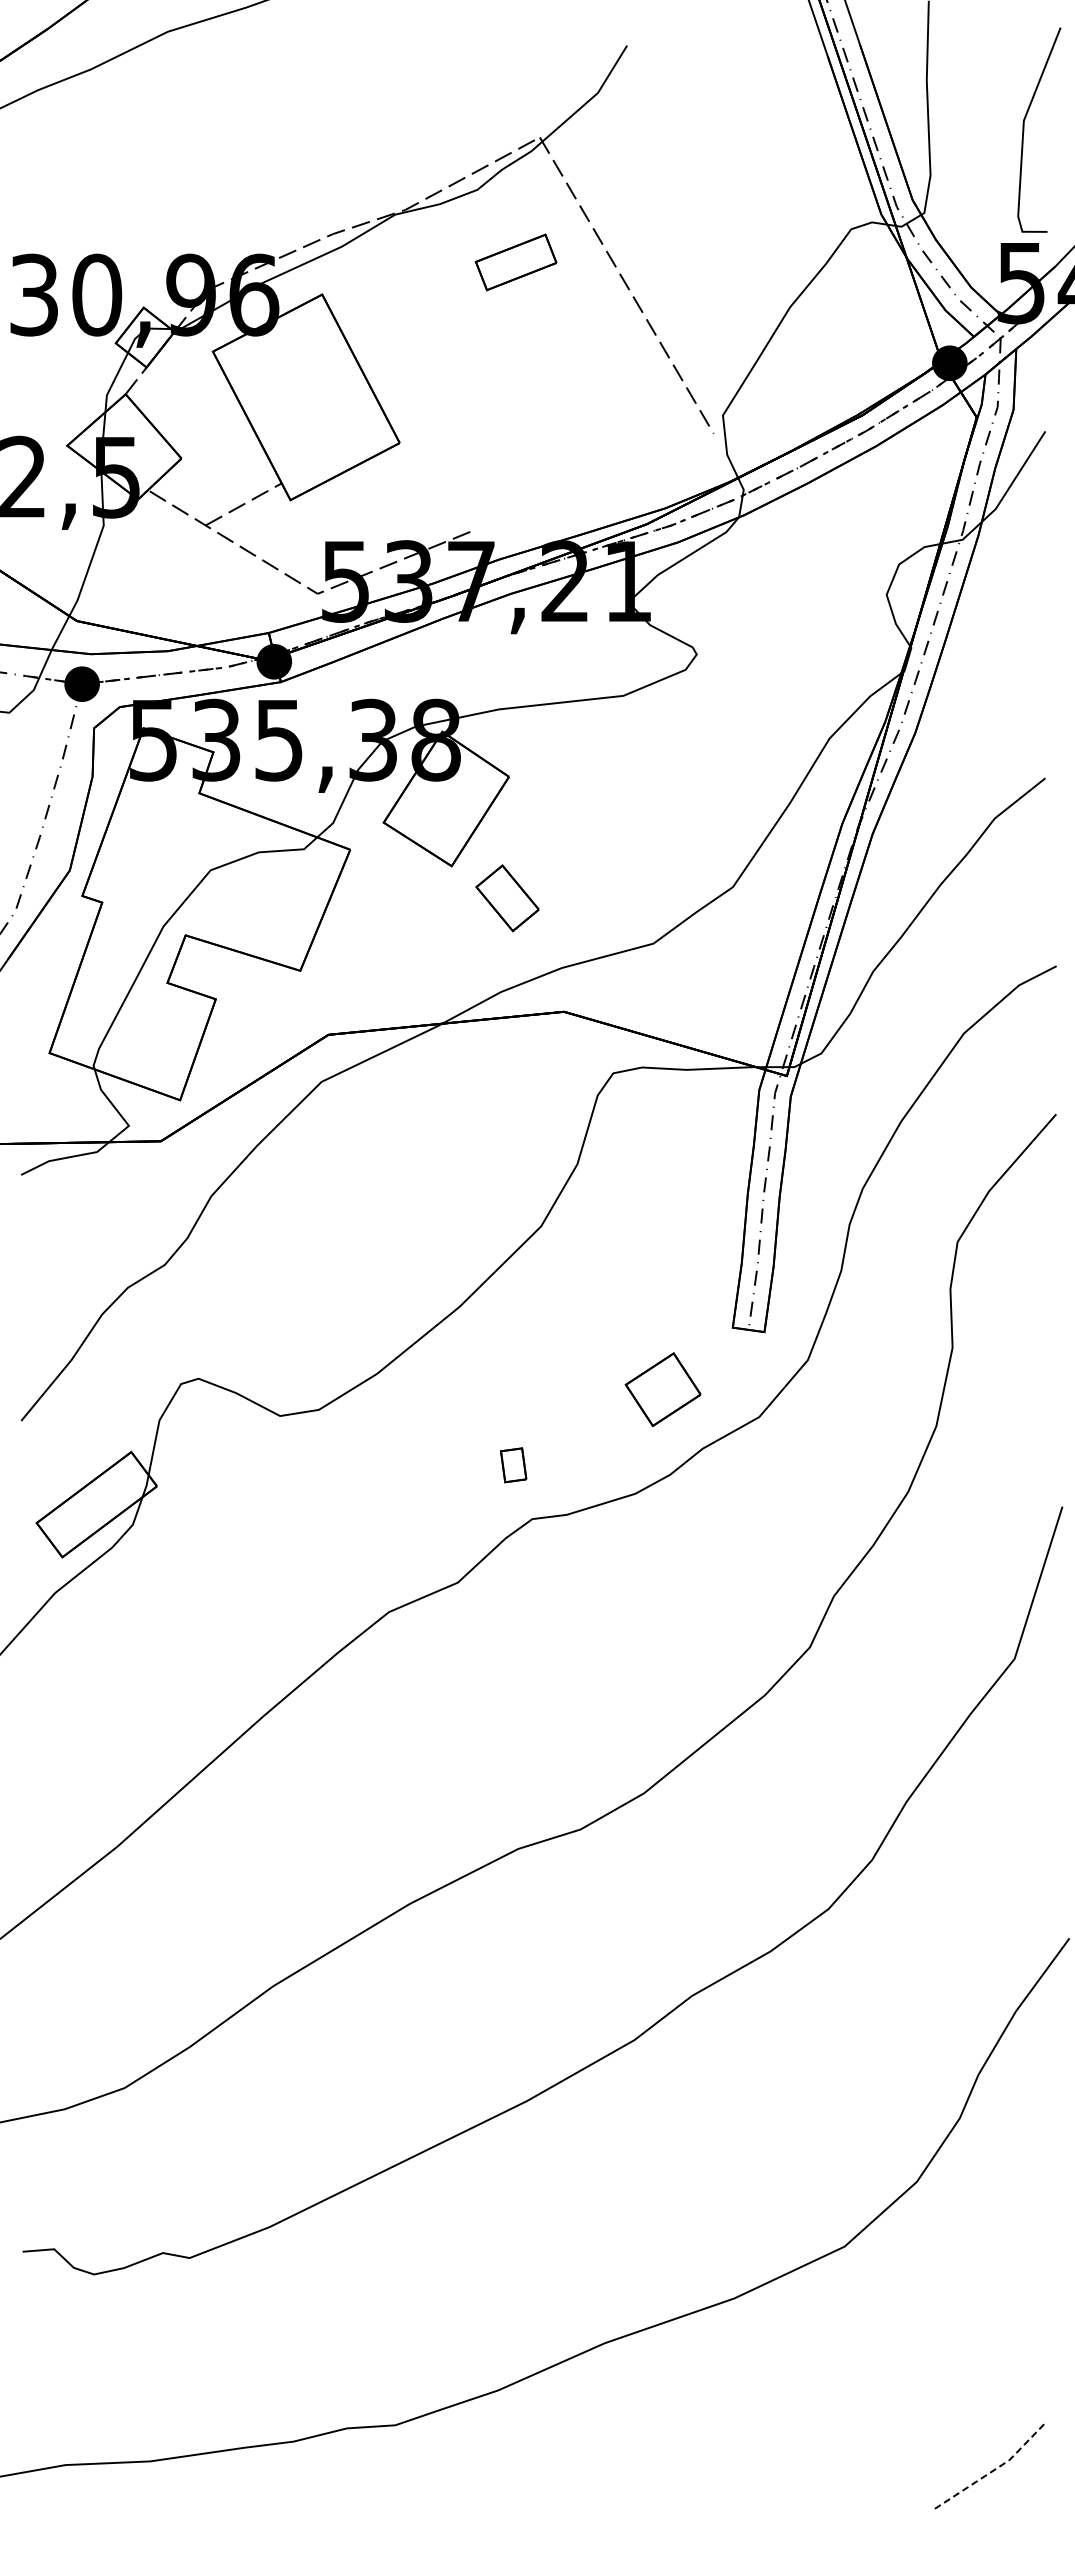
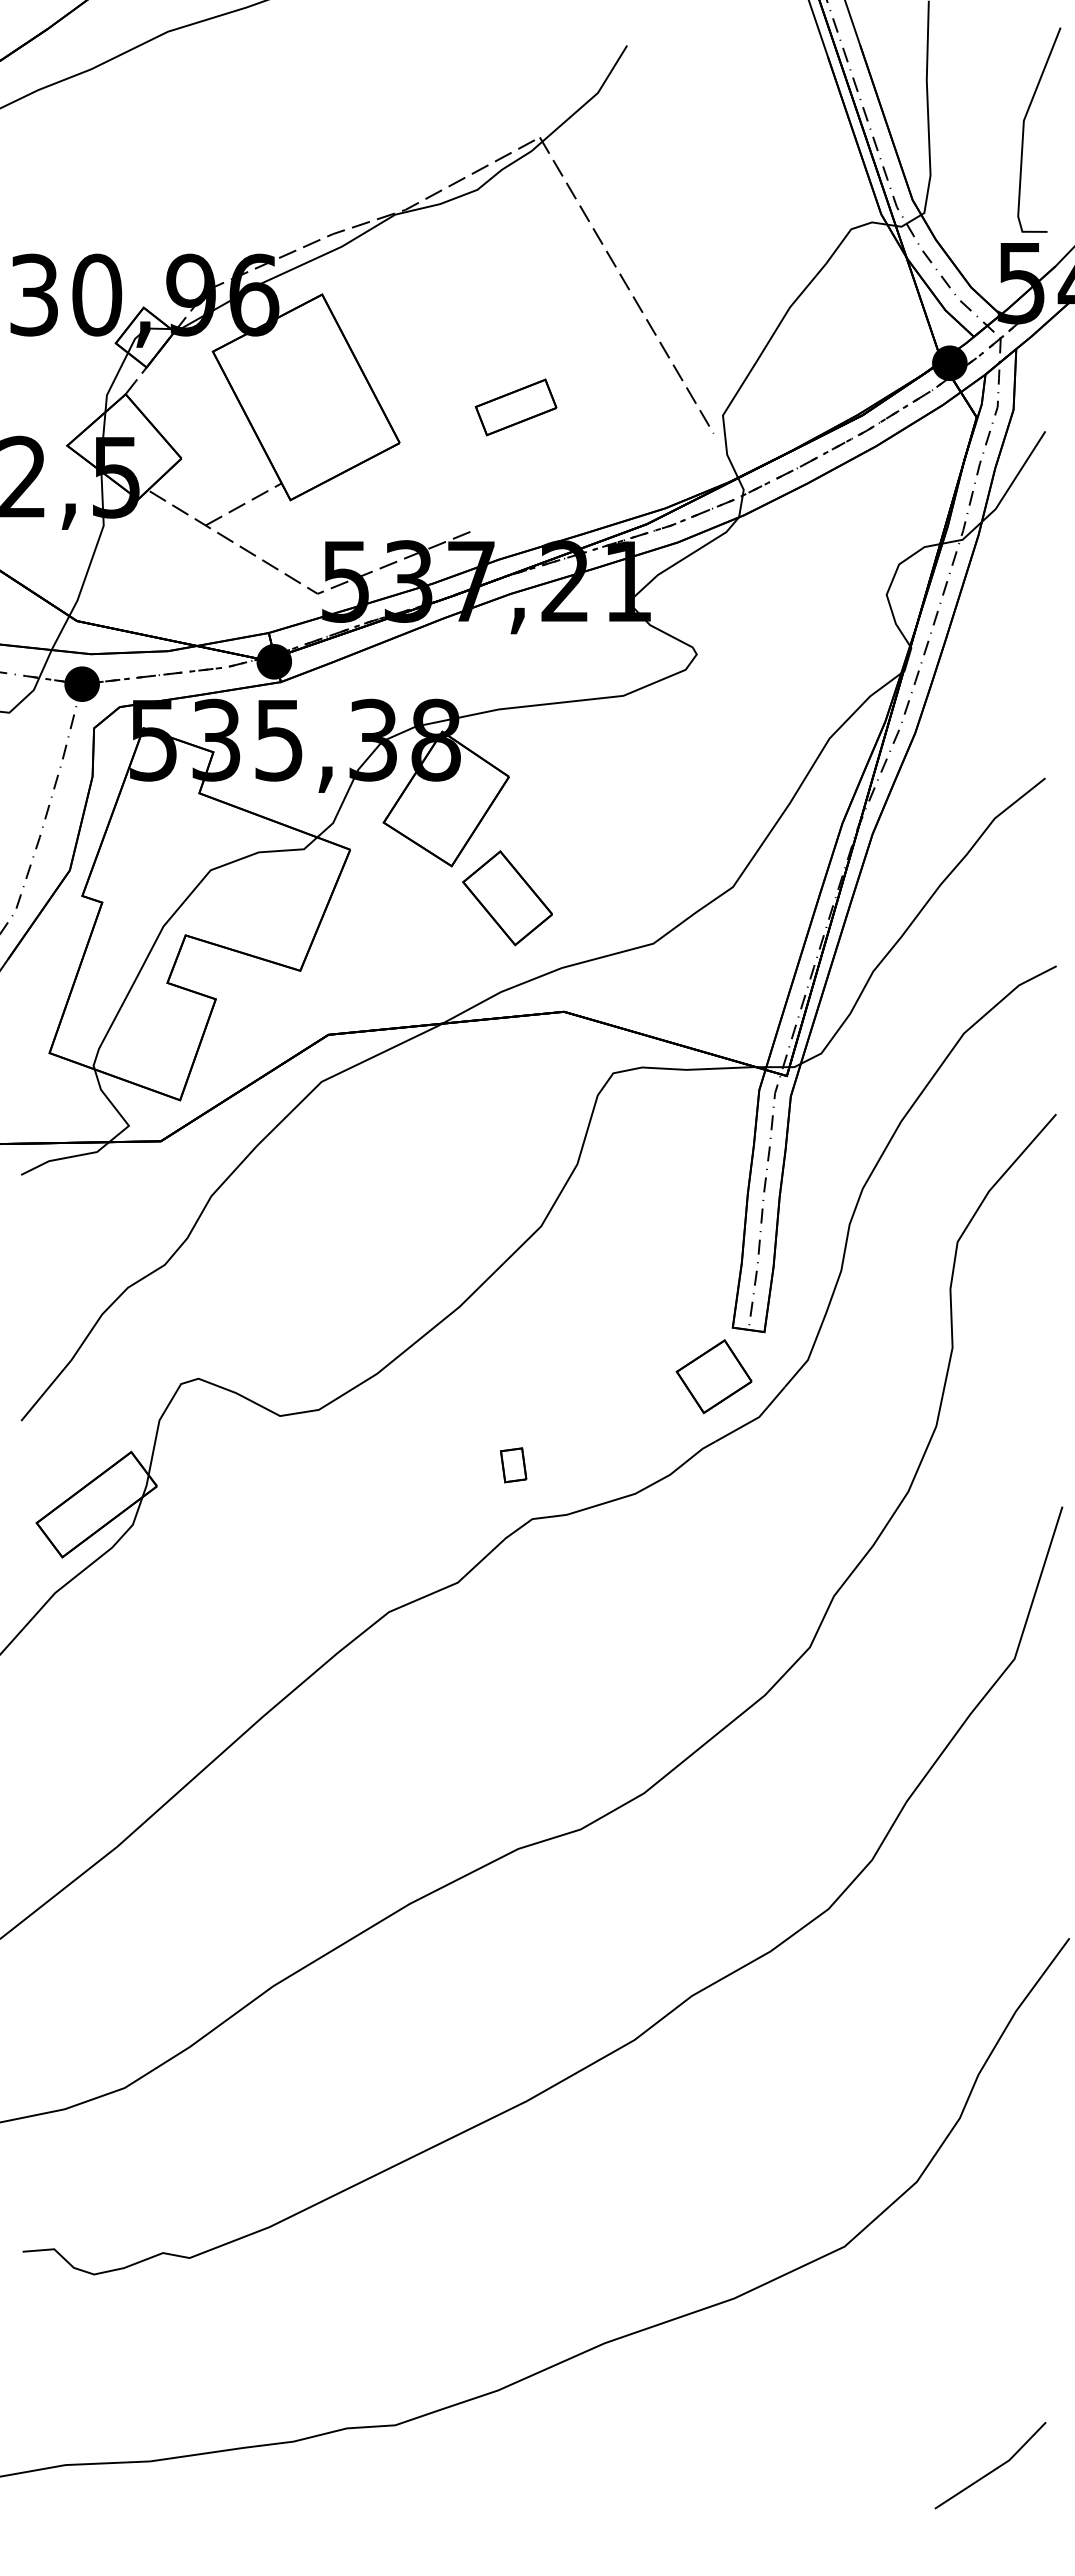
part position: (515, 262) -> (515, 407) (515, 407)
part size: 65x69 px -> 91x97 px (507, 898)
part position: (662, 1389) -> (713, 1376) (713, 1376)
line: dashed -> solid (995, 2469)
